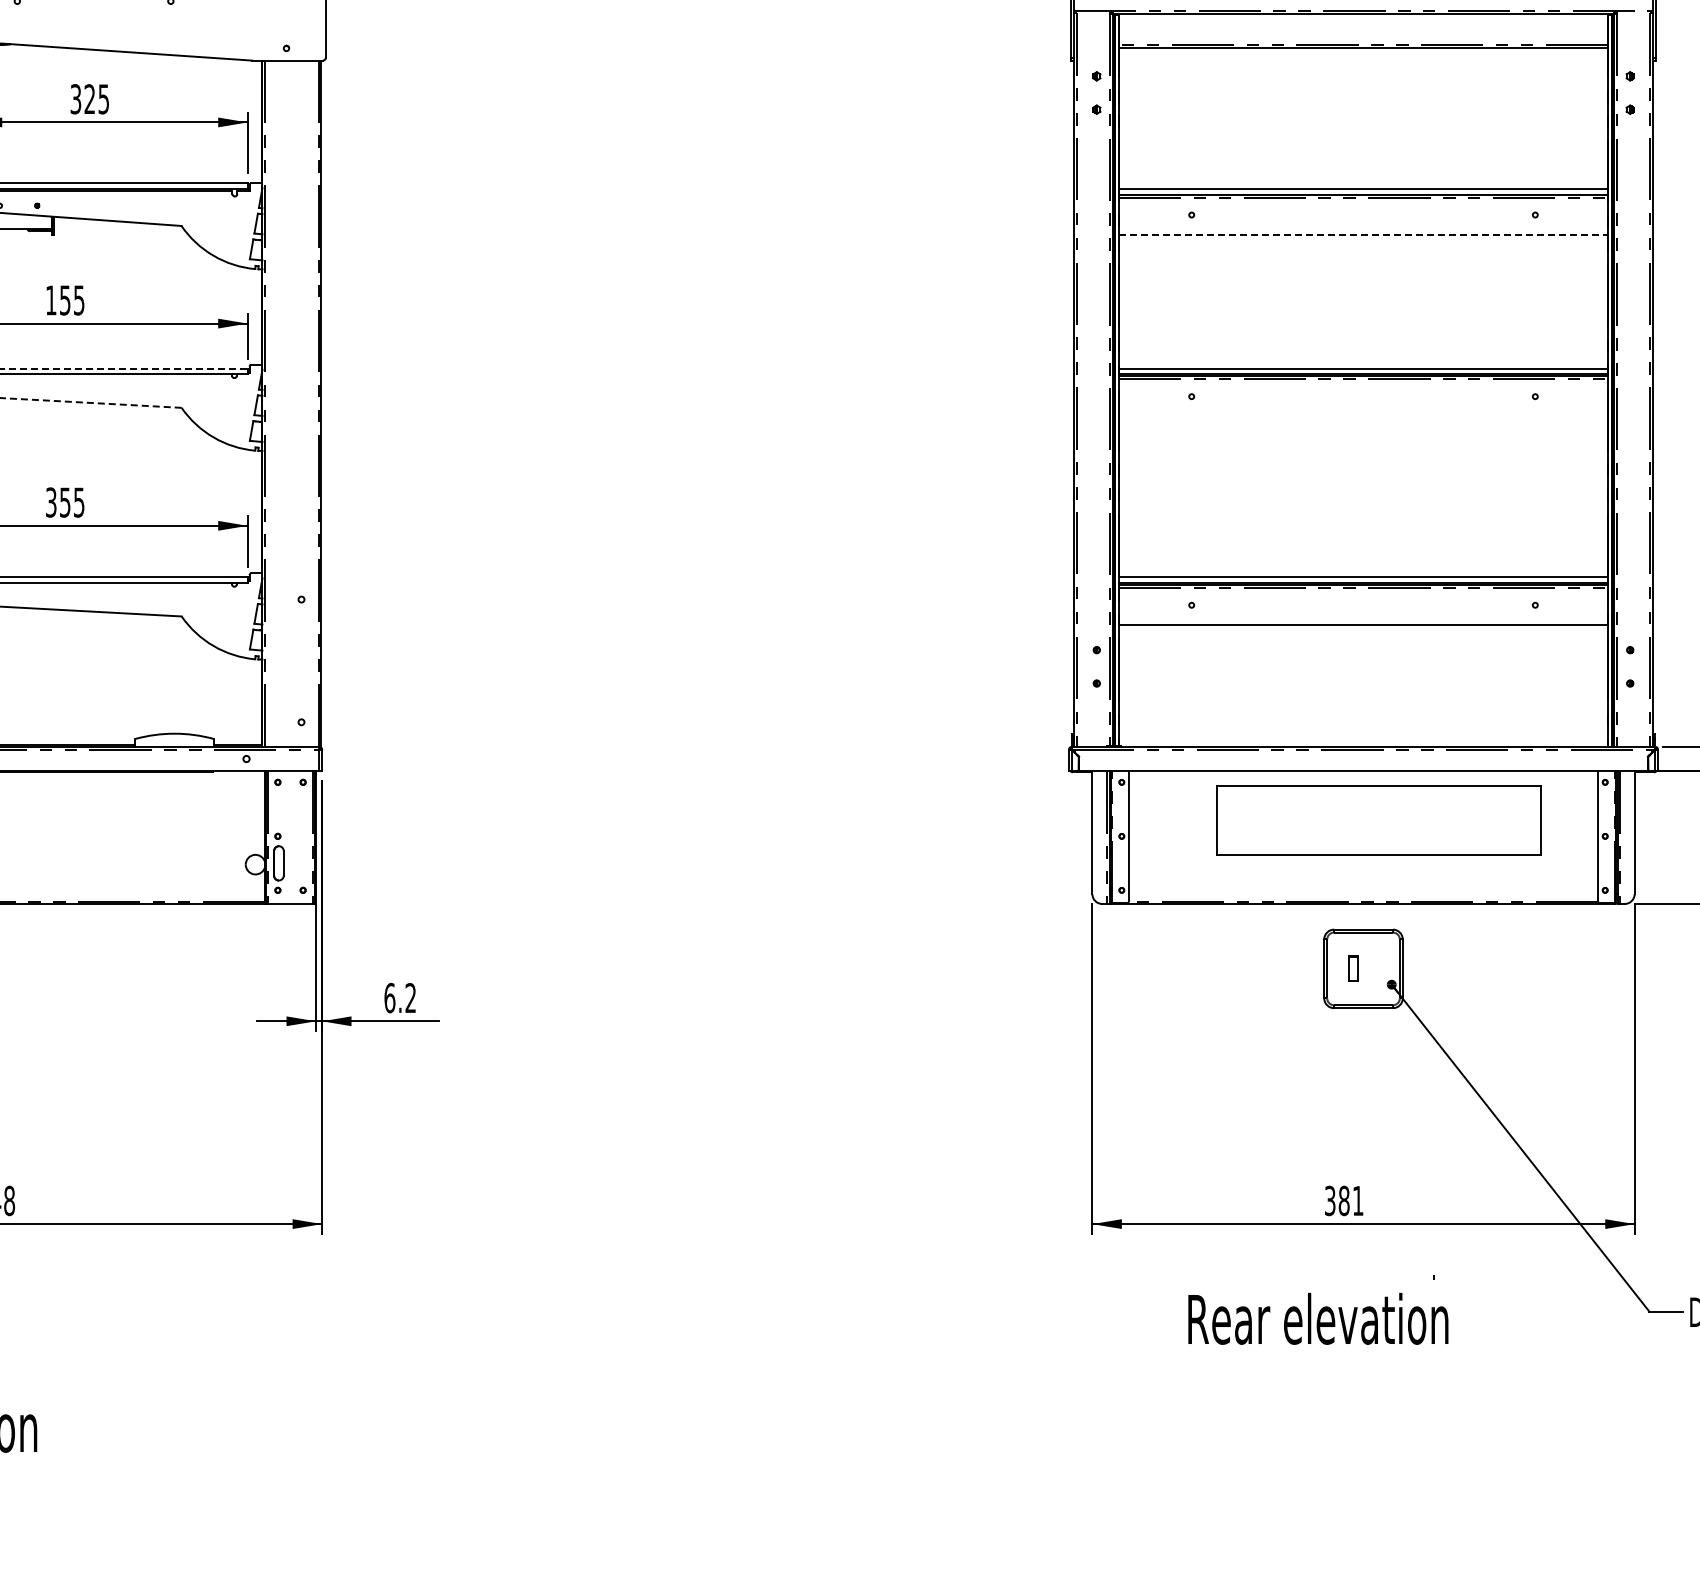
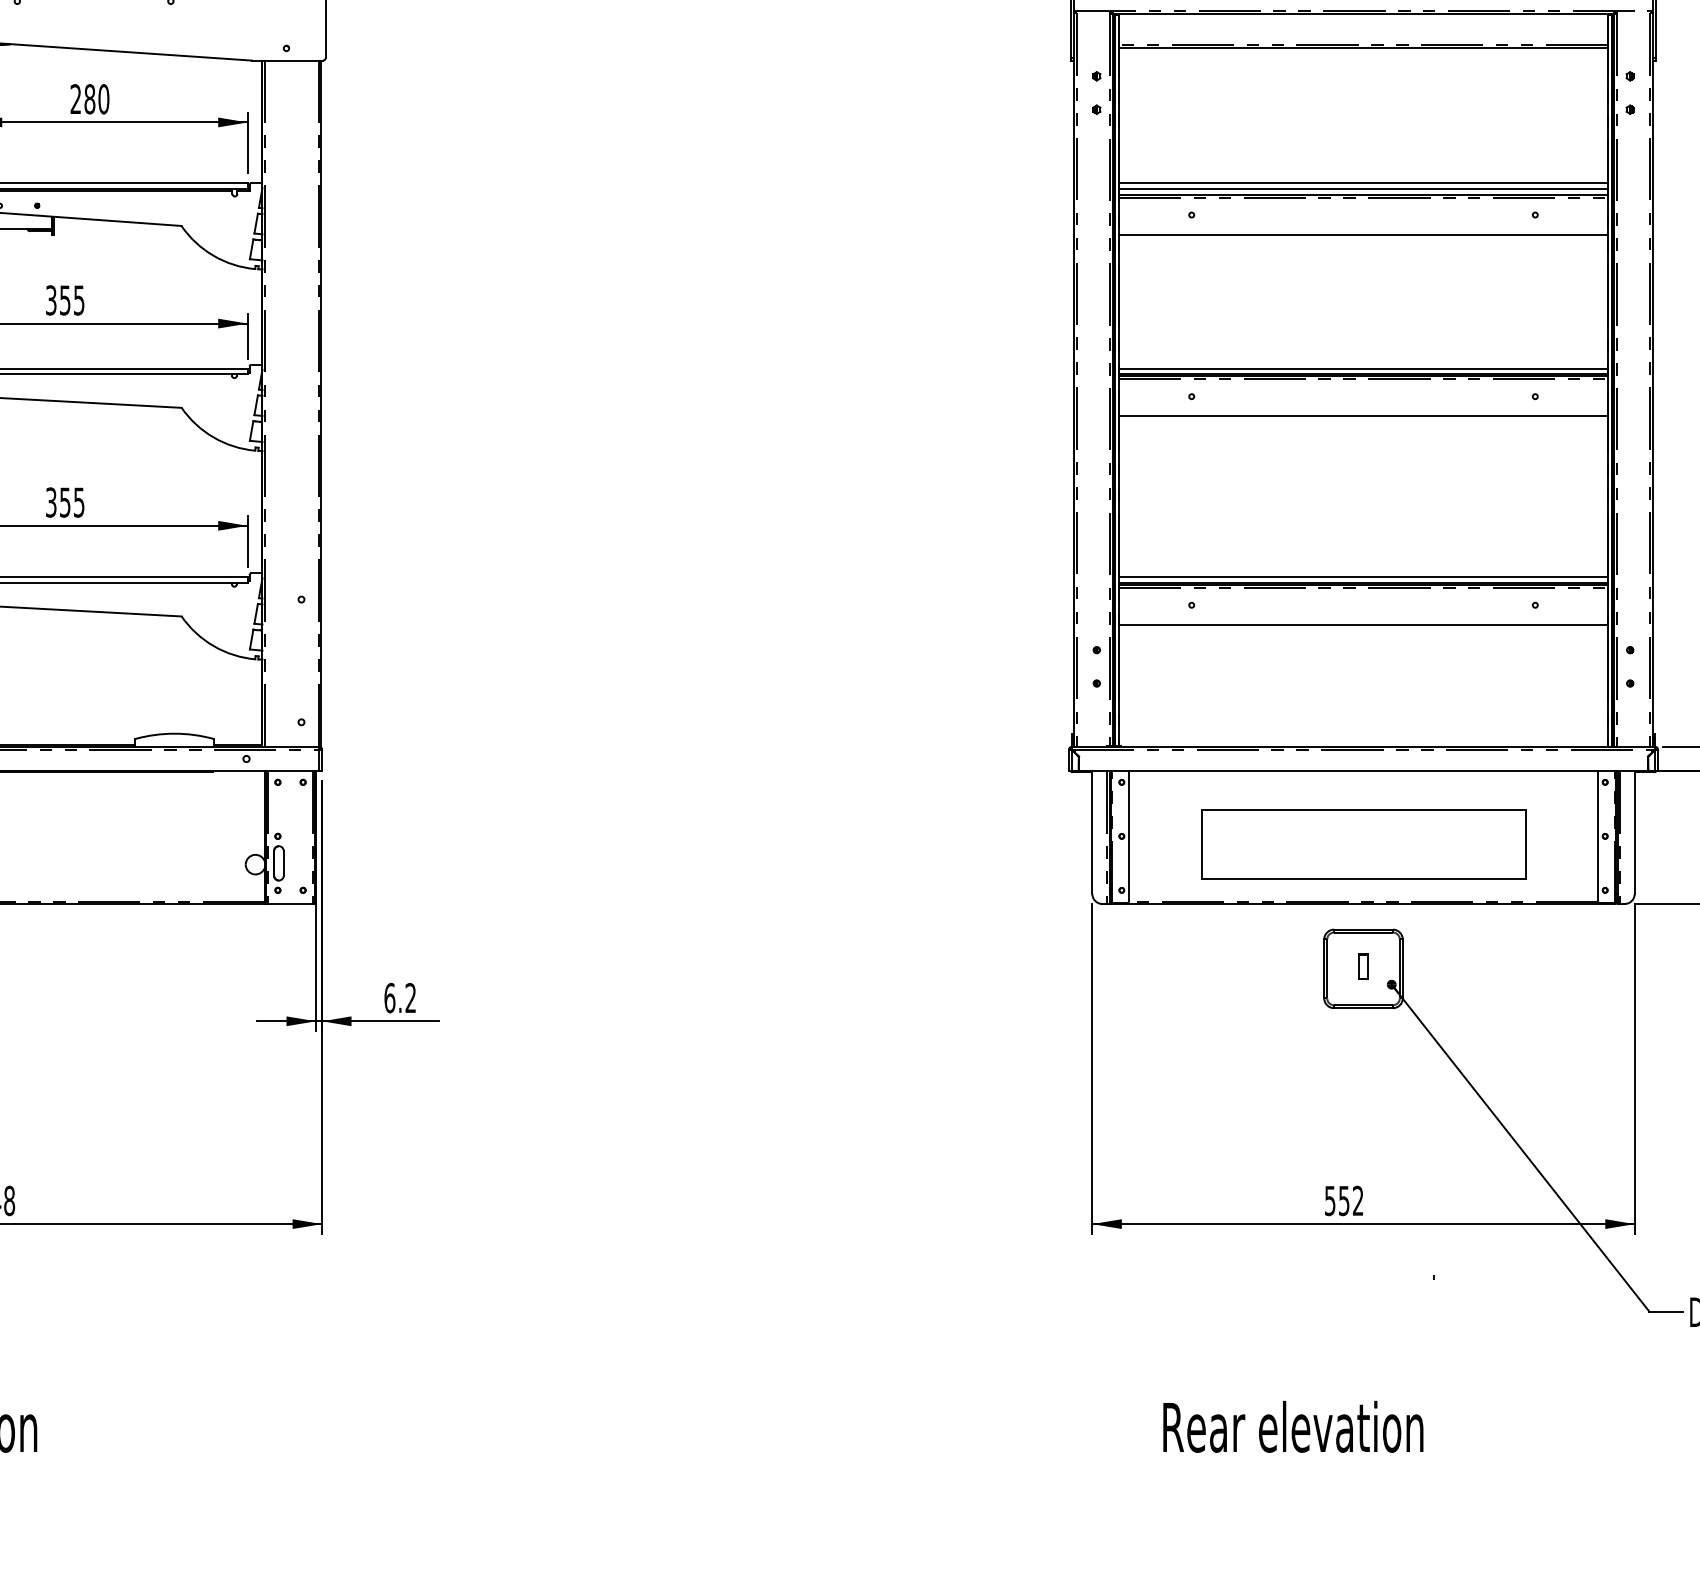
text: 325 -> 280 (89, 99)
line: none -> present (1363, 183)
line: dashed -> solid (1363, 234)
text: 155 -> 355 (51, 300)
line: dashed -> solid (123, 368)
line: dashed -> solid (91, 402)
line: none -> present (1363, 416)
part position: (1378, 820) -> (1363, 844) (1363, 844)
part position: (1353, 968) -> (1363, 966) (1363, 966)
text: 381 -> 552 (1344, 1200)
text position: (1318, 1318) -> (1293, 1426) (1293, 1426)
